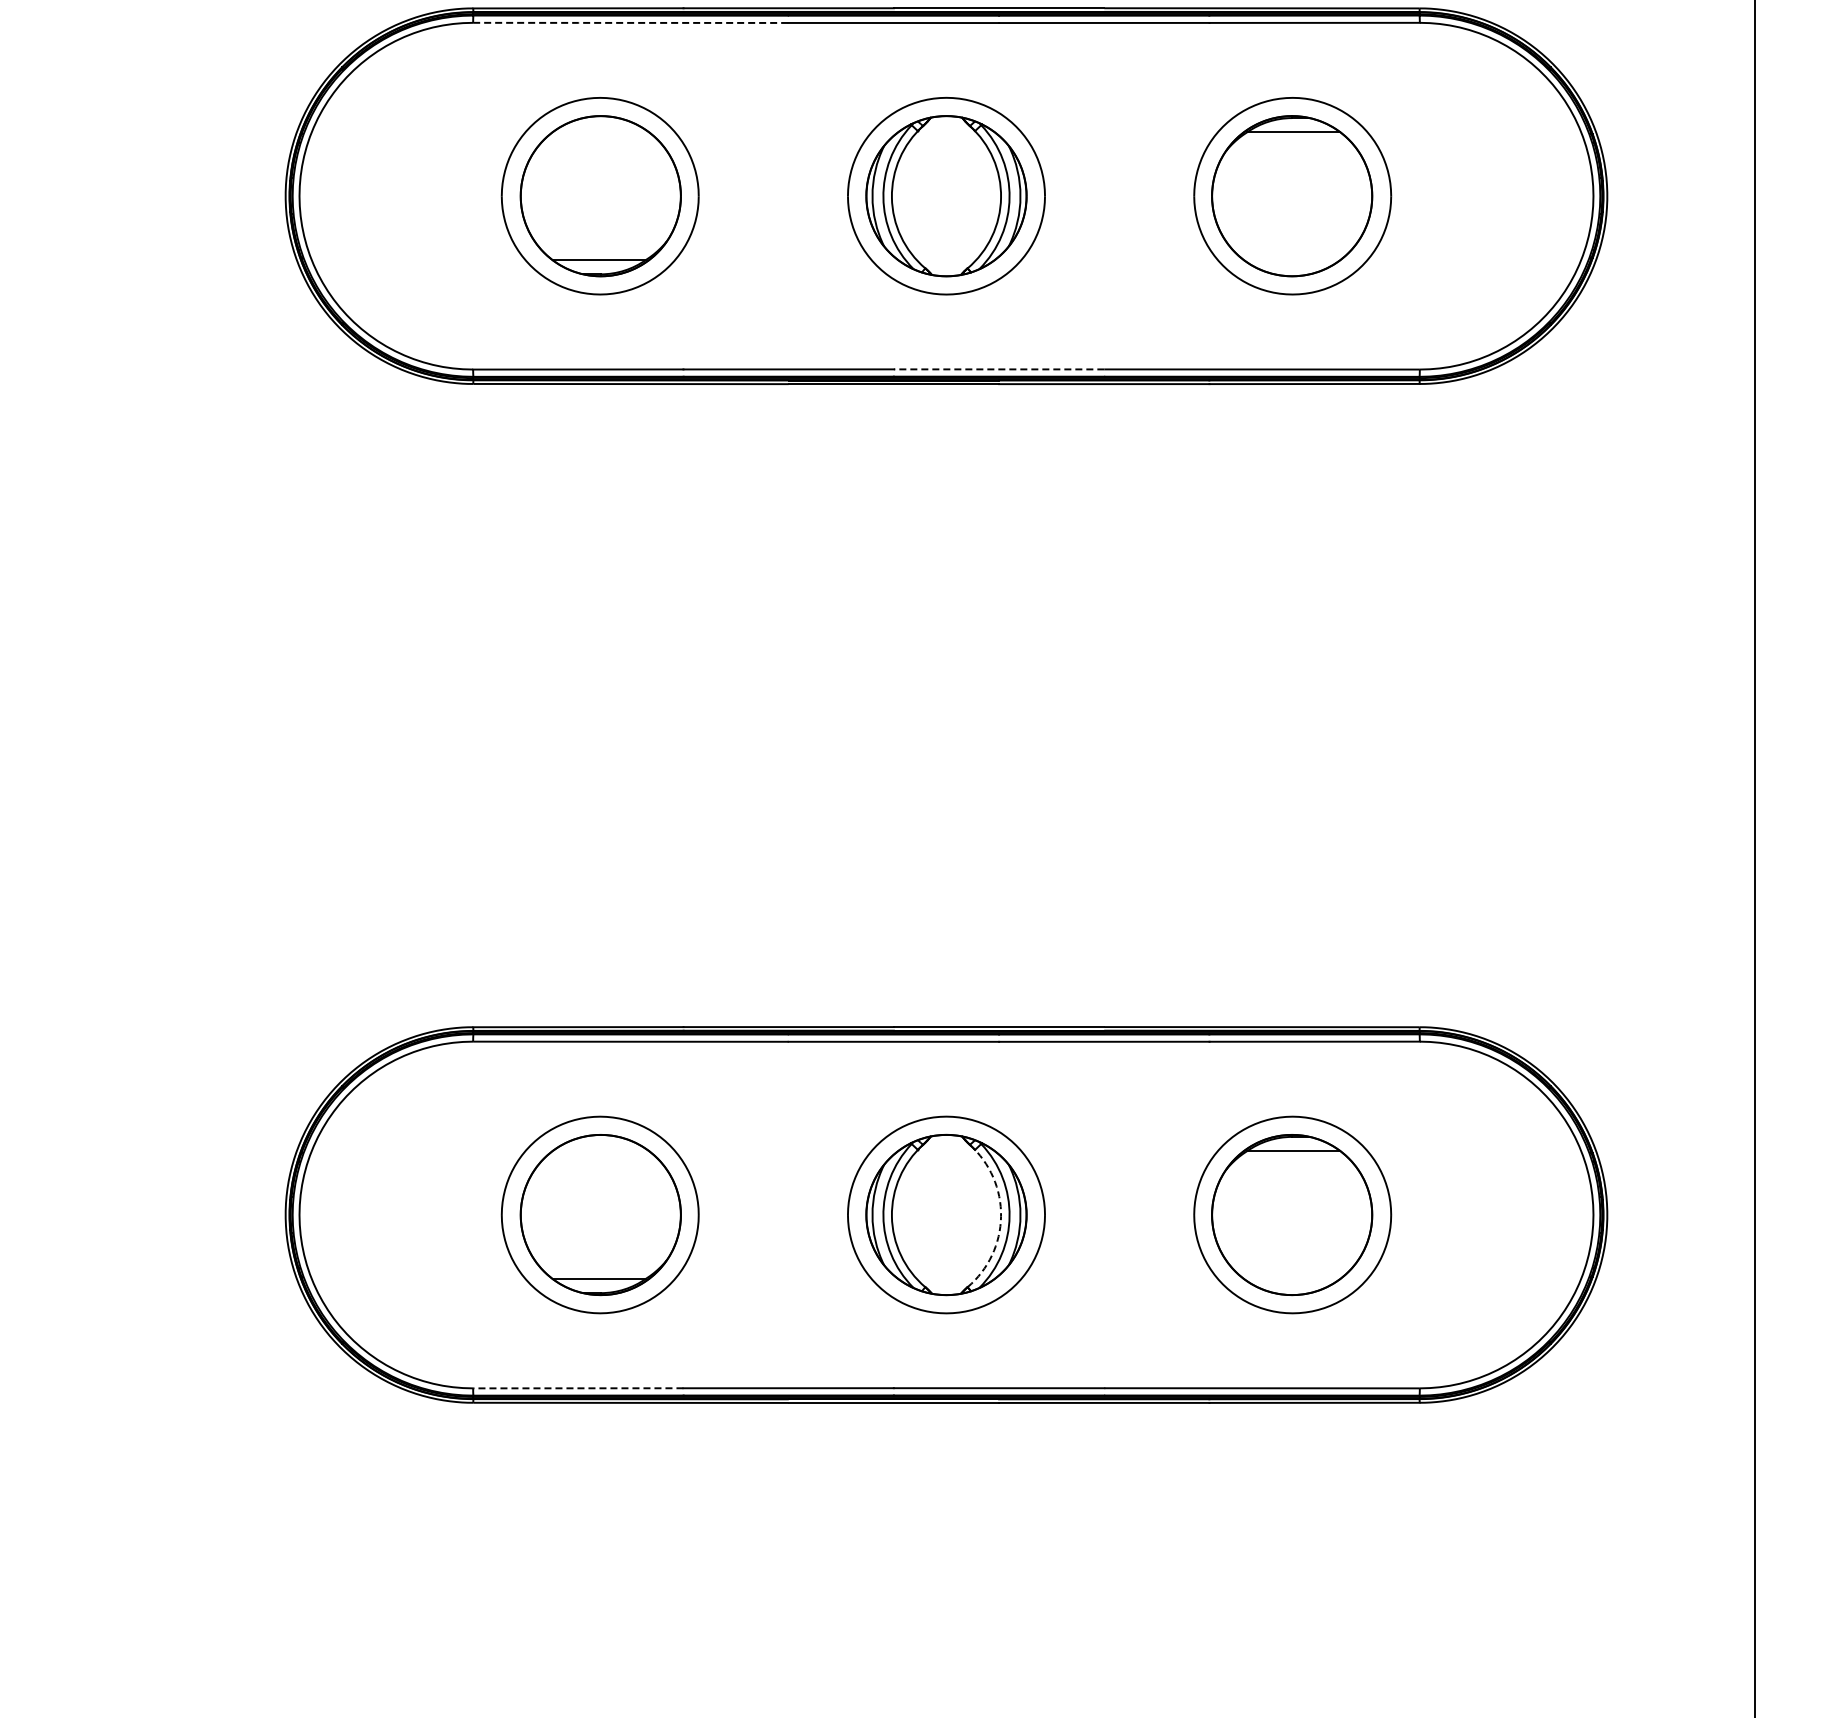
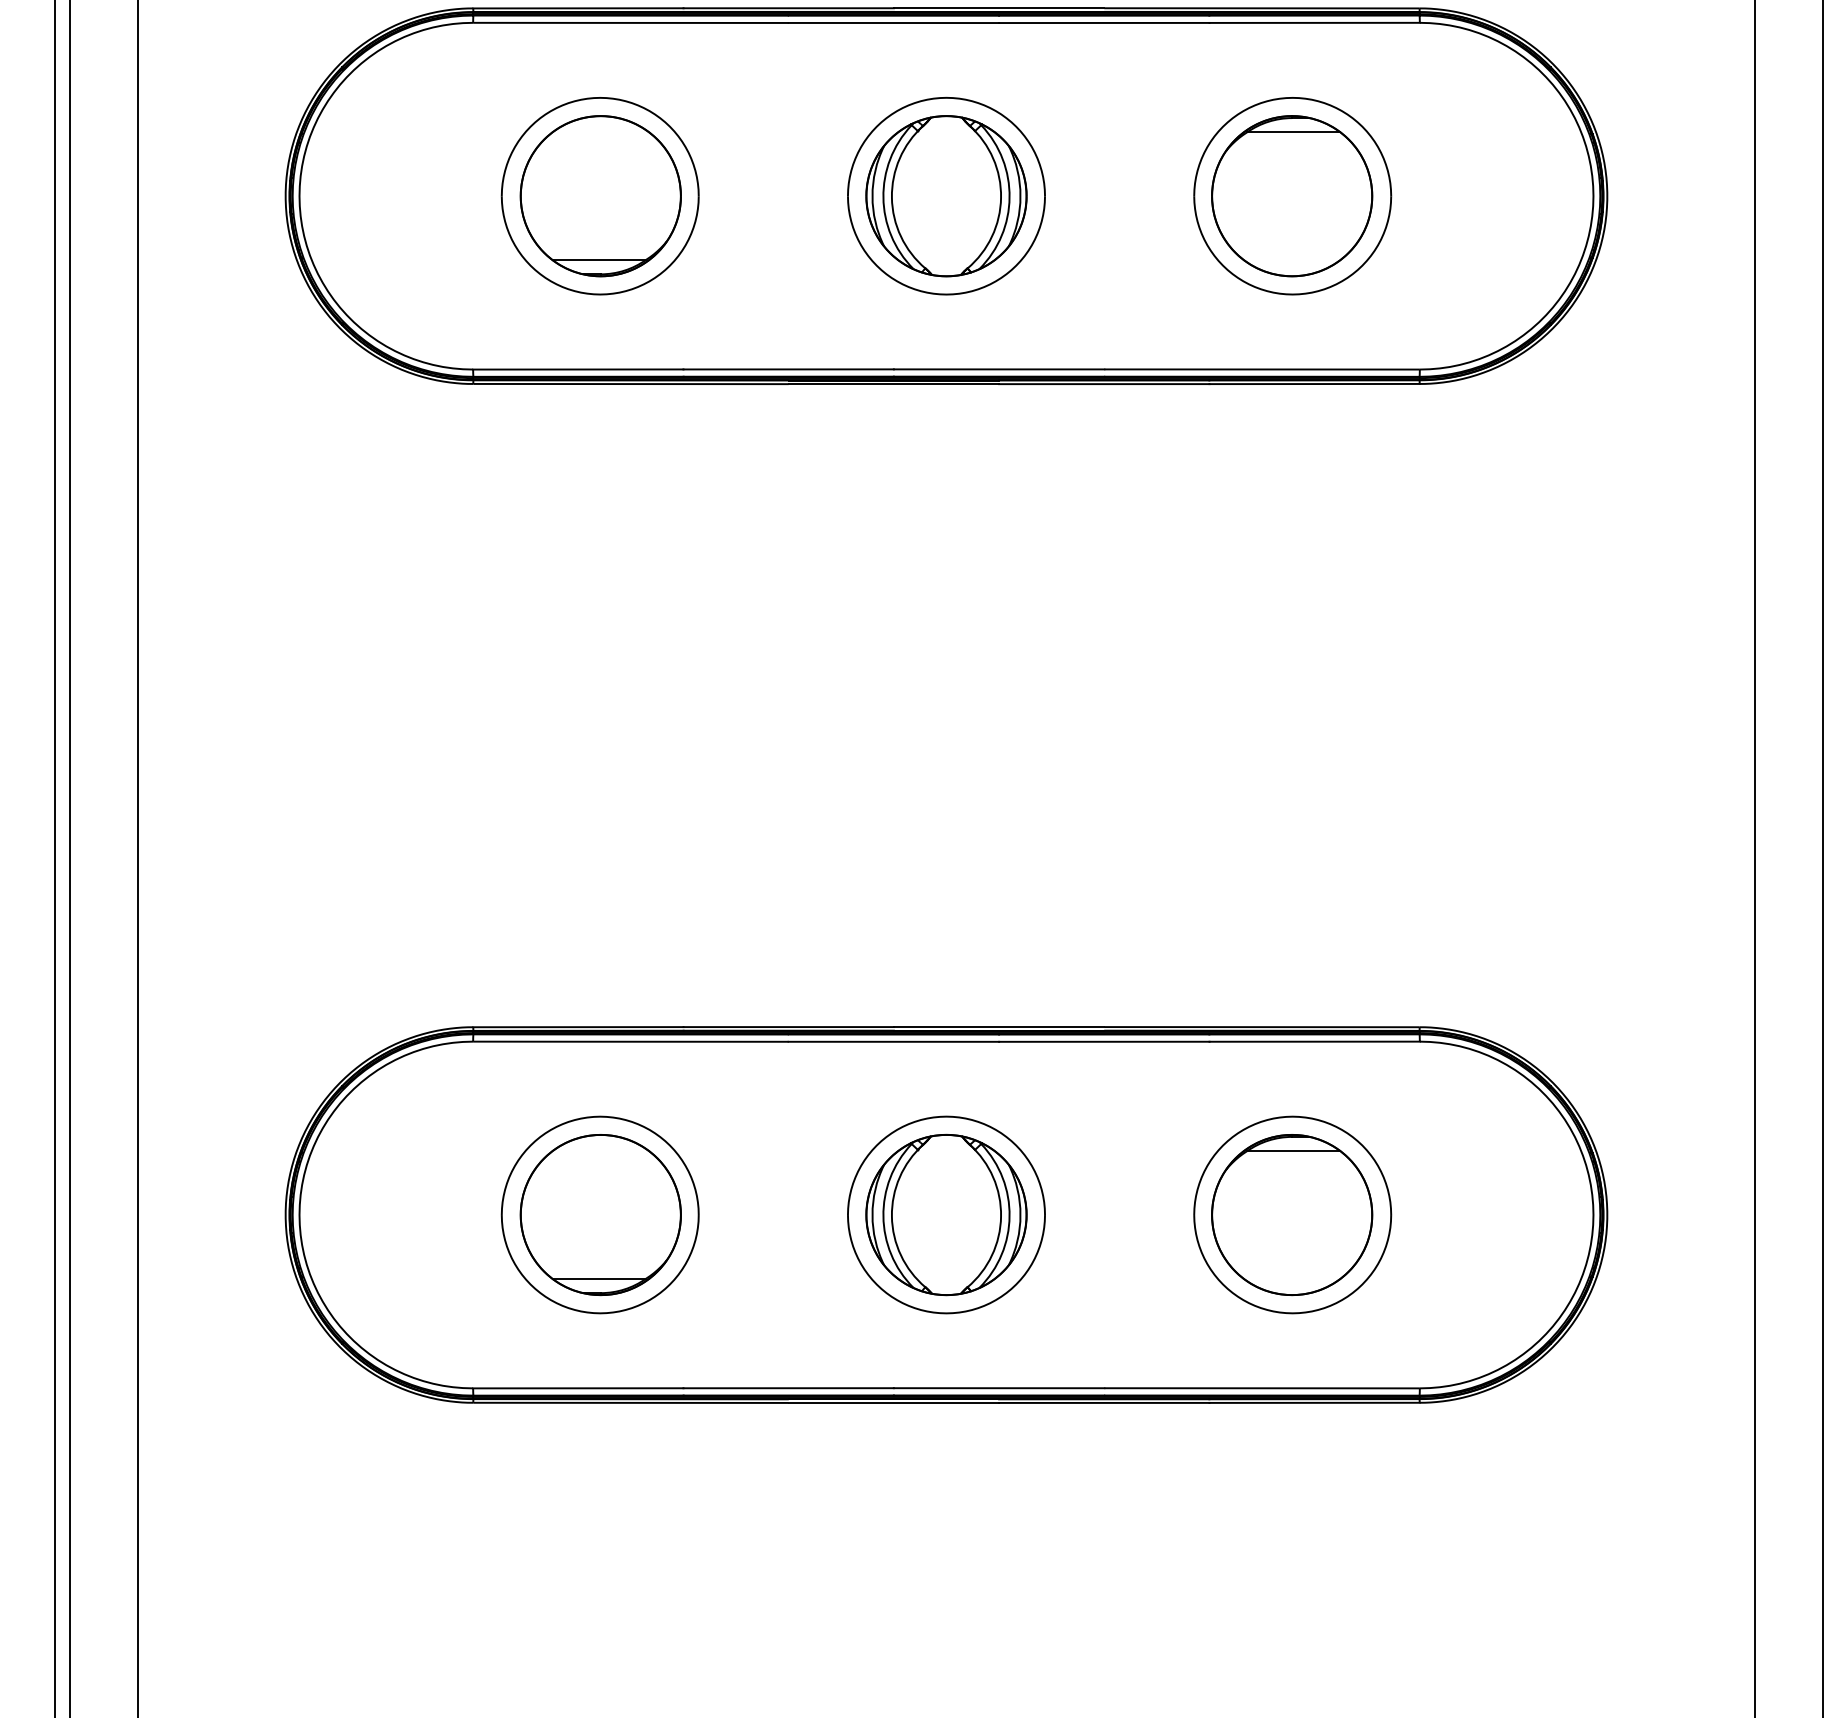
line: dashed -> solid (630, 22)
line: dashed -> solid (998, 369)
line: none -> present (55, 858)
line: none -> present (70, 858)
line: none -> present (137, 858)
line: none -> present (1822, 858)
arc: dashed -> solid (1001, 1216)
line: dashed -> solid (577, 1388)
